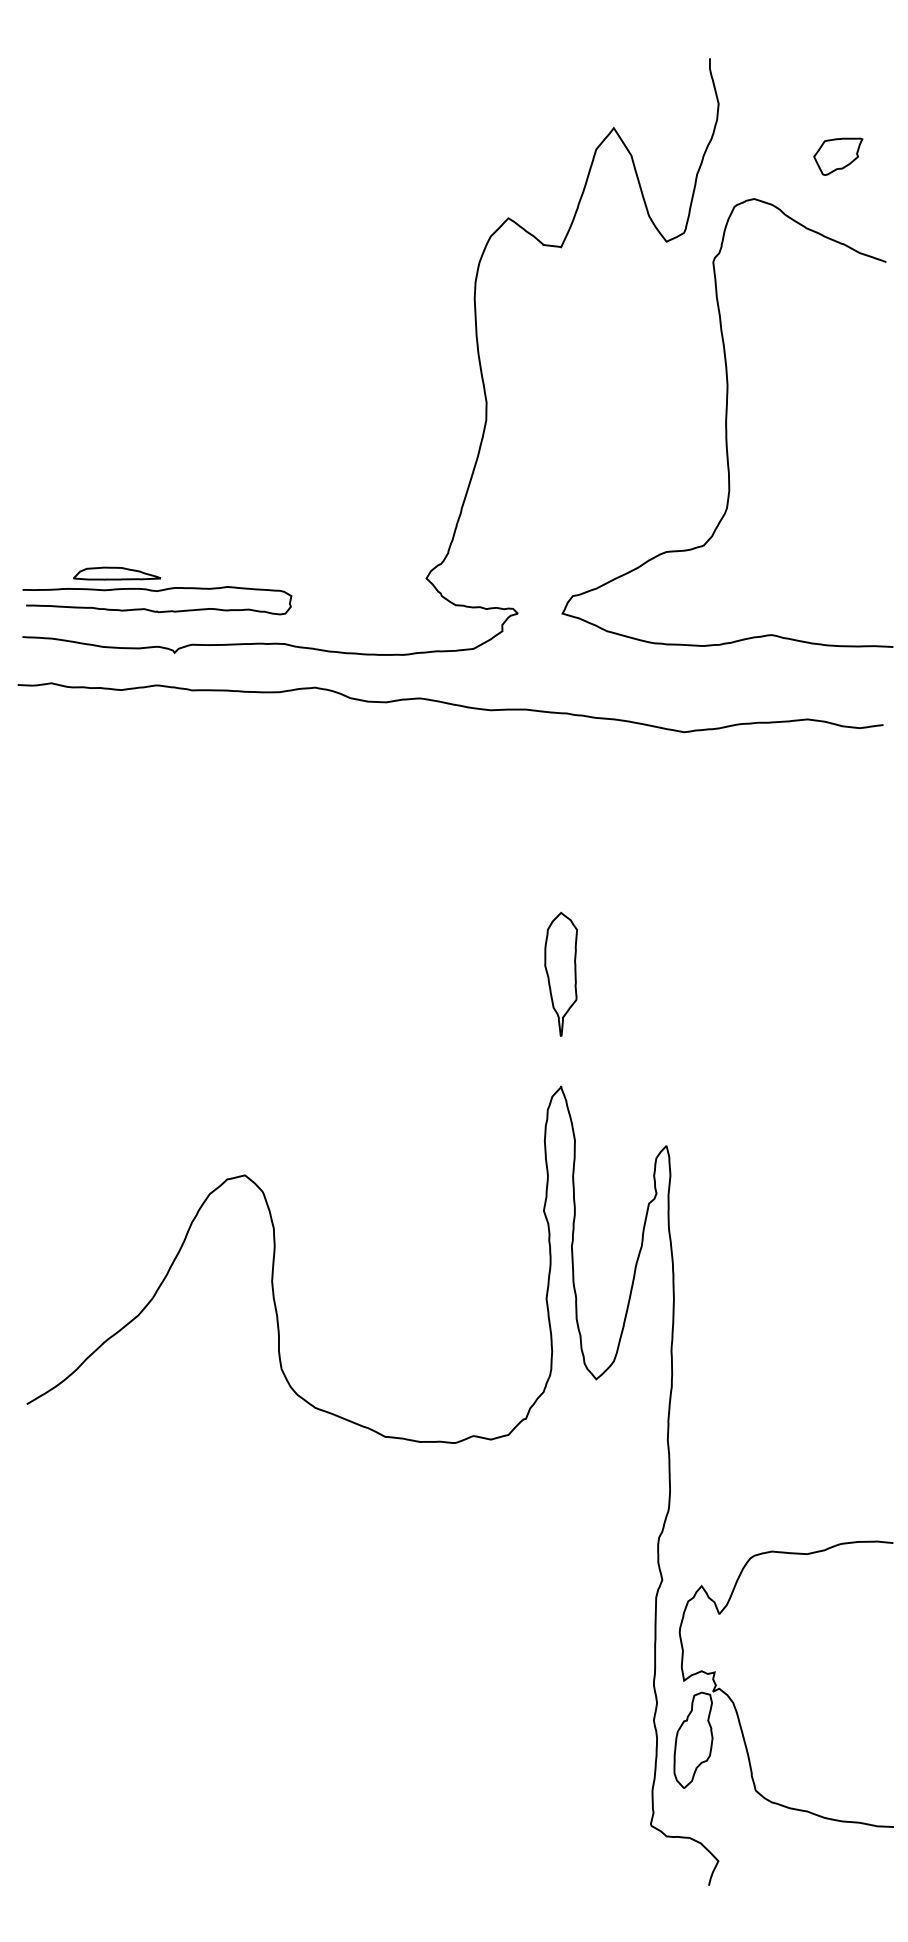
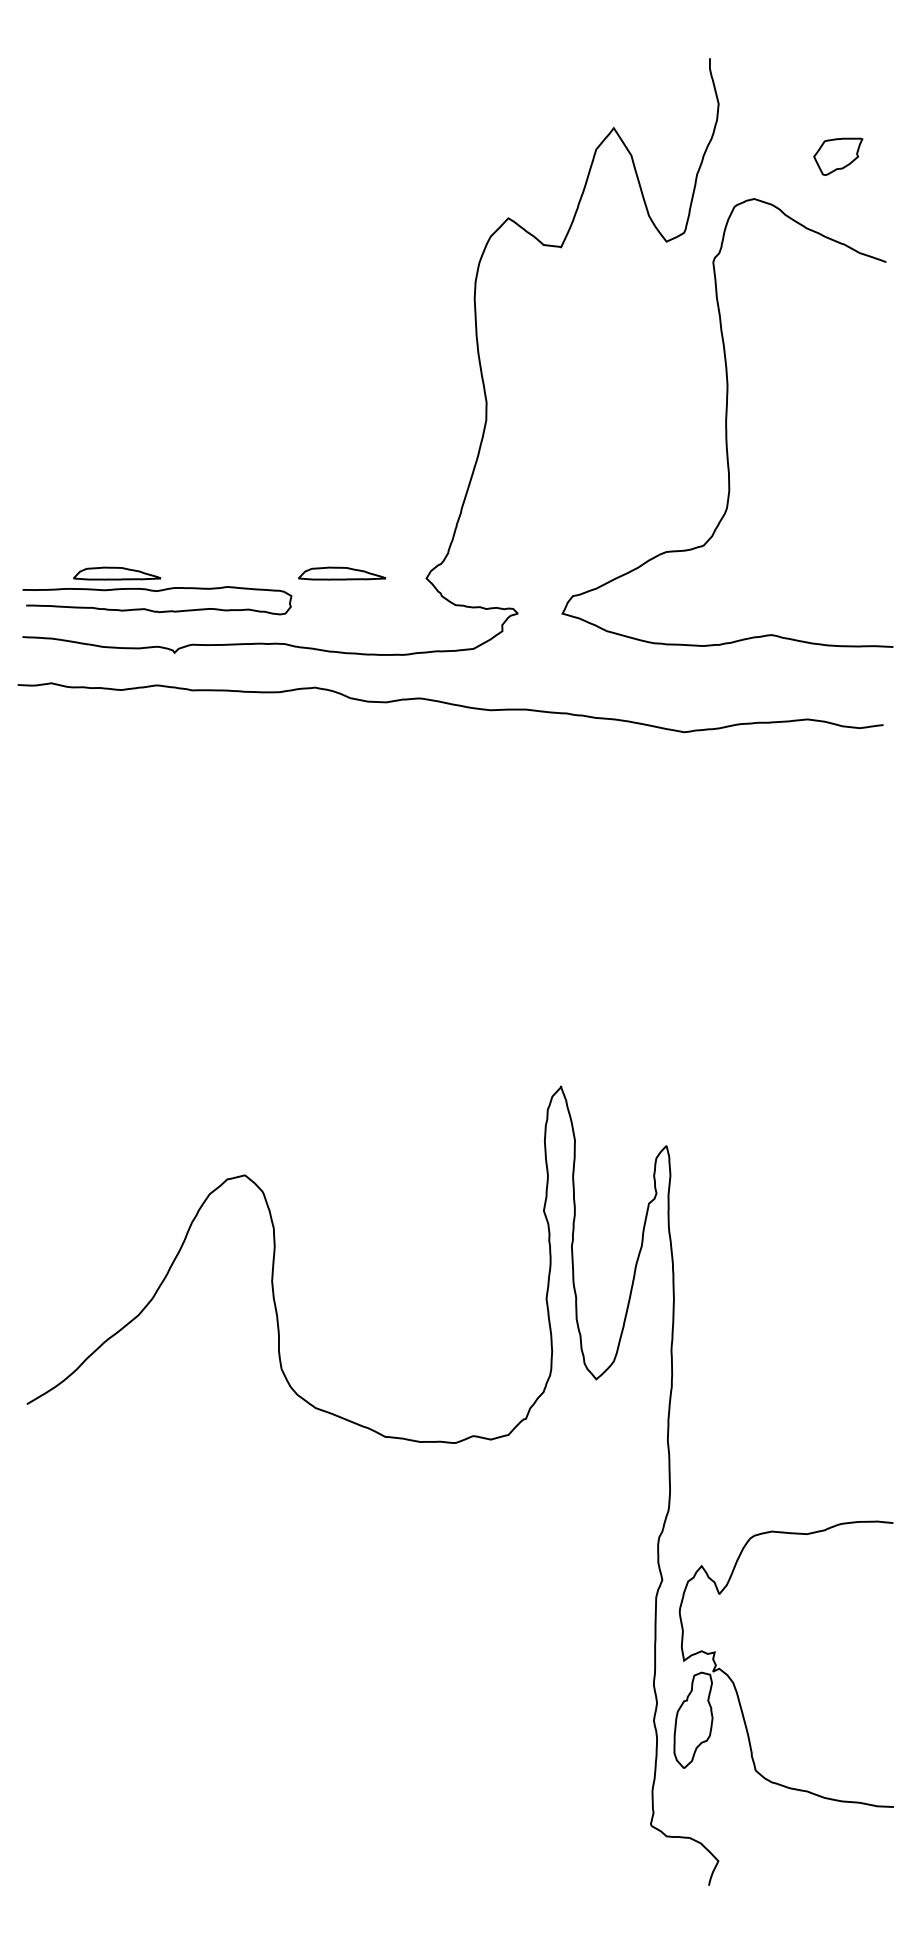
part: none -> present (342, 573)
part: present -> none (560, 973)
part position: (734, 1702) -> (734, 1682) (734, 1682)
